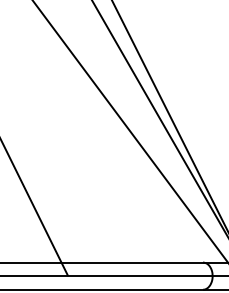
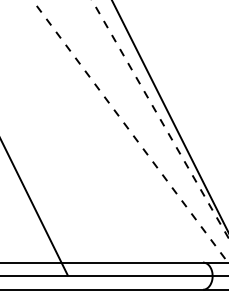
line: solid -> dashed (160, 119)
line: solid -> dashed (130, 132)
